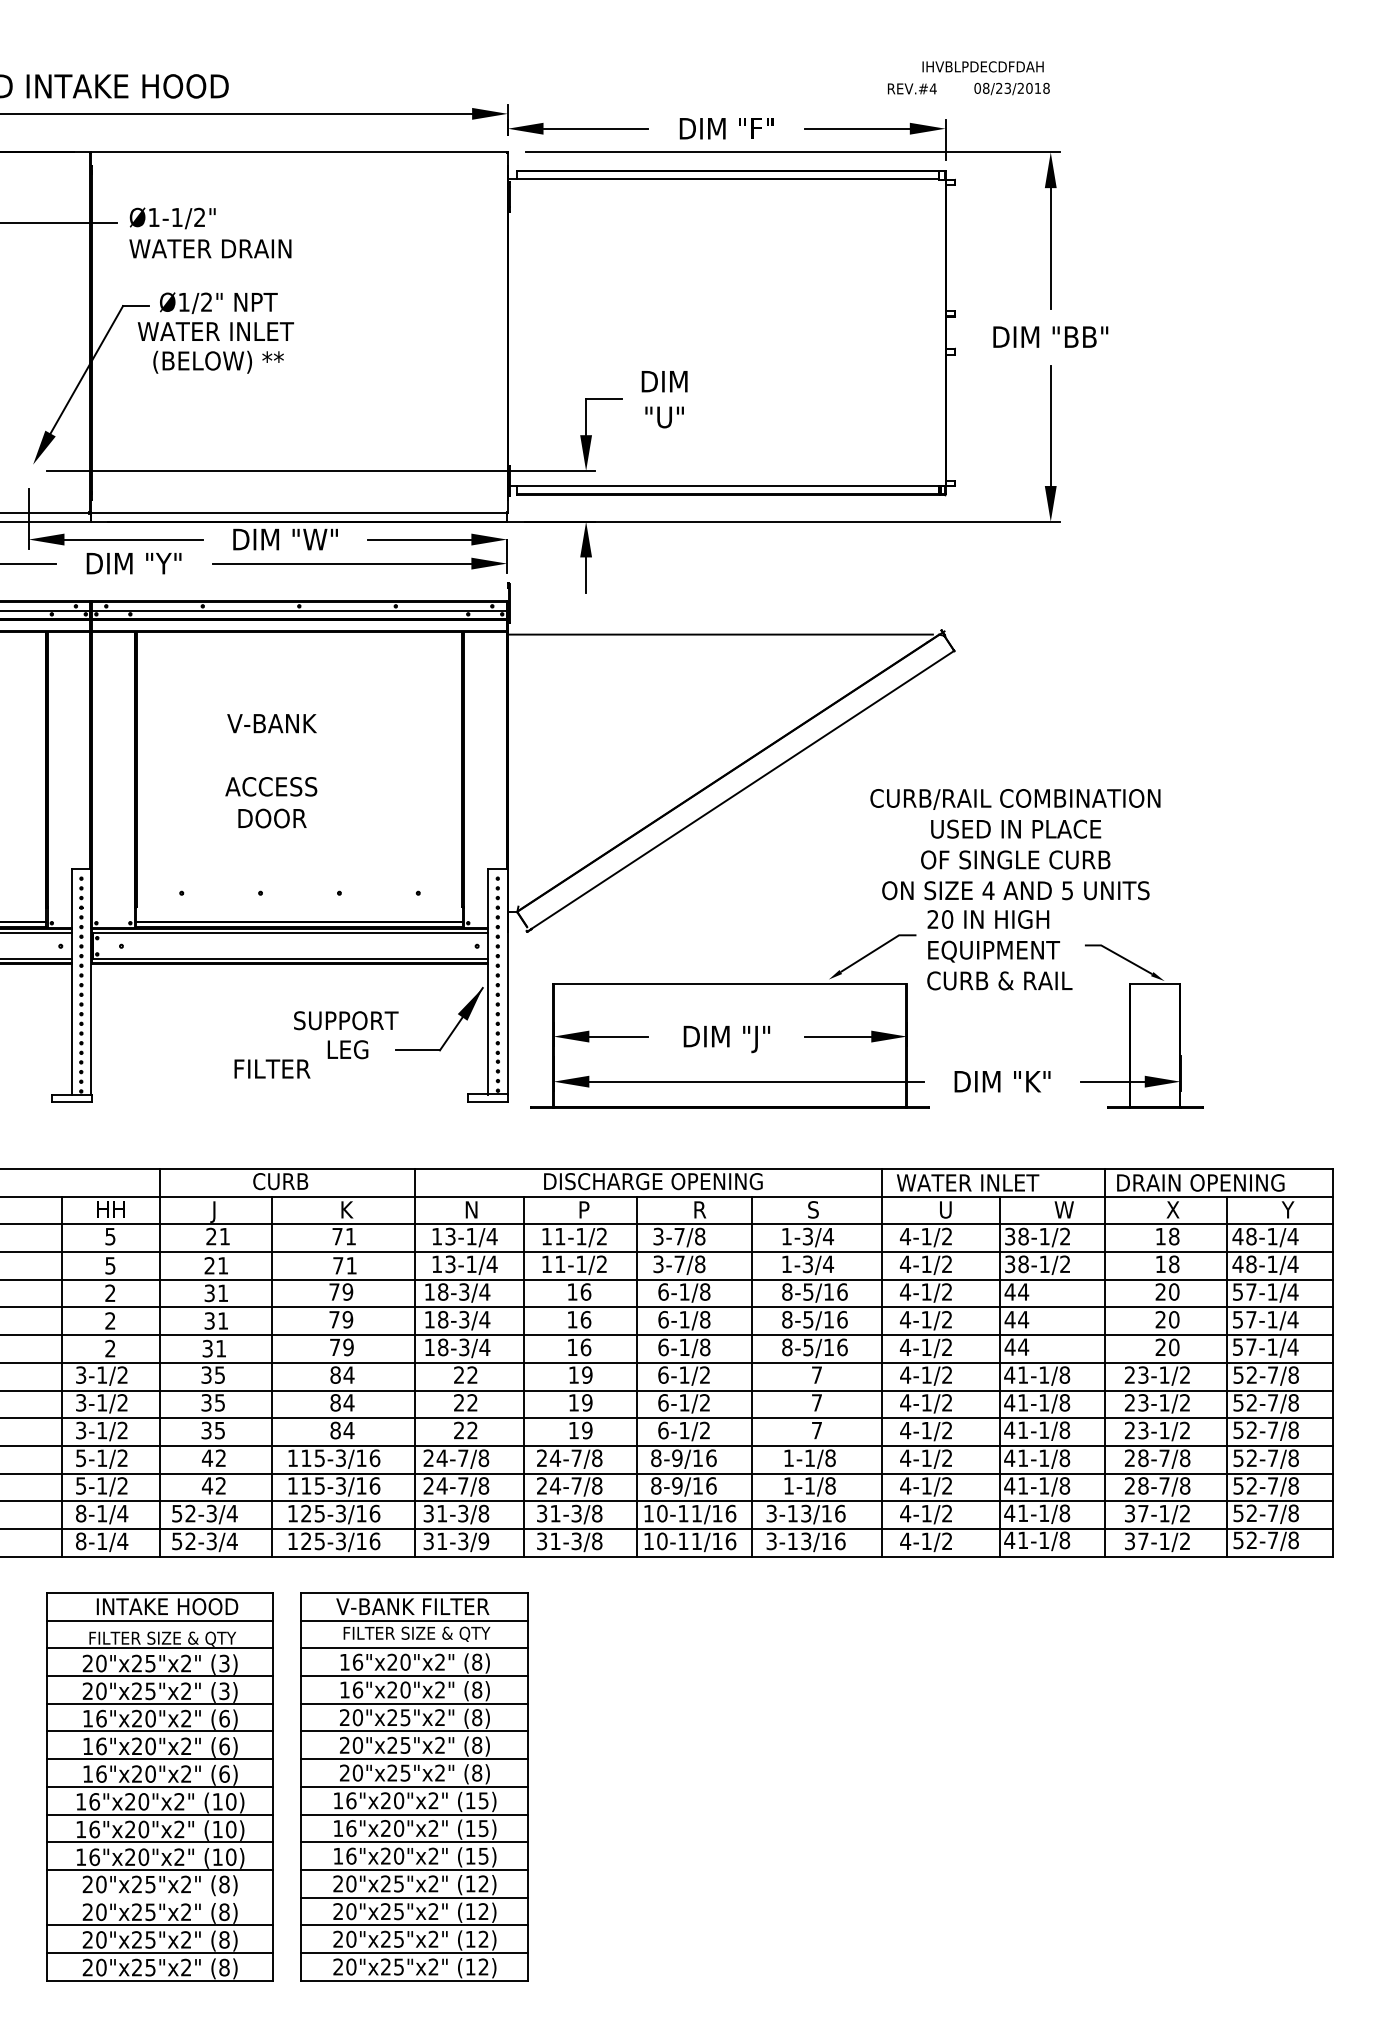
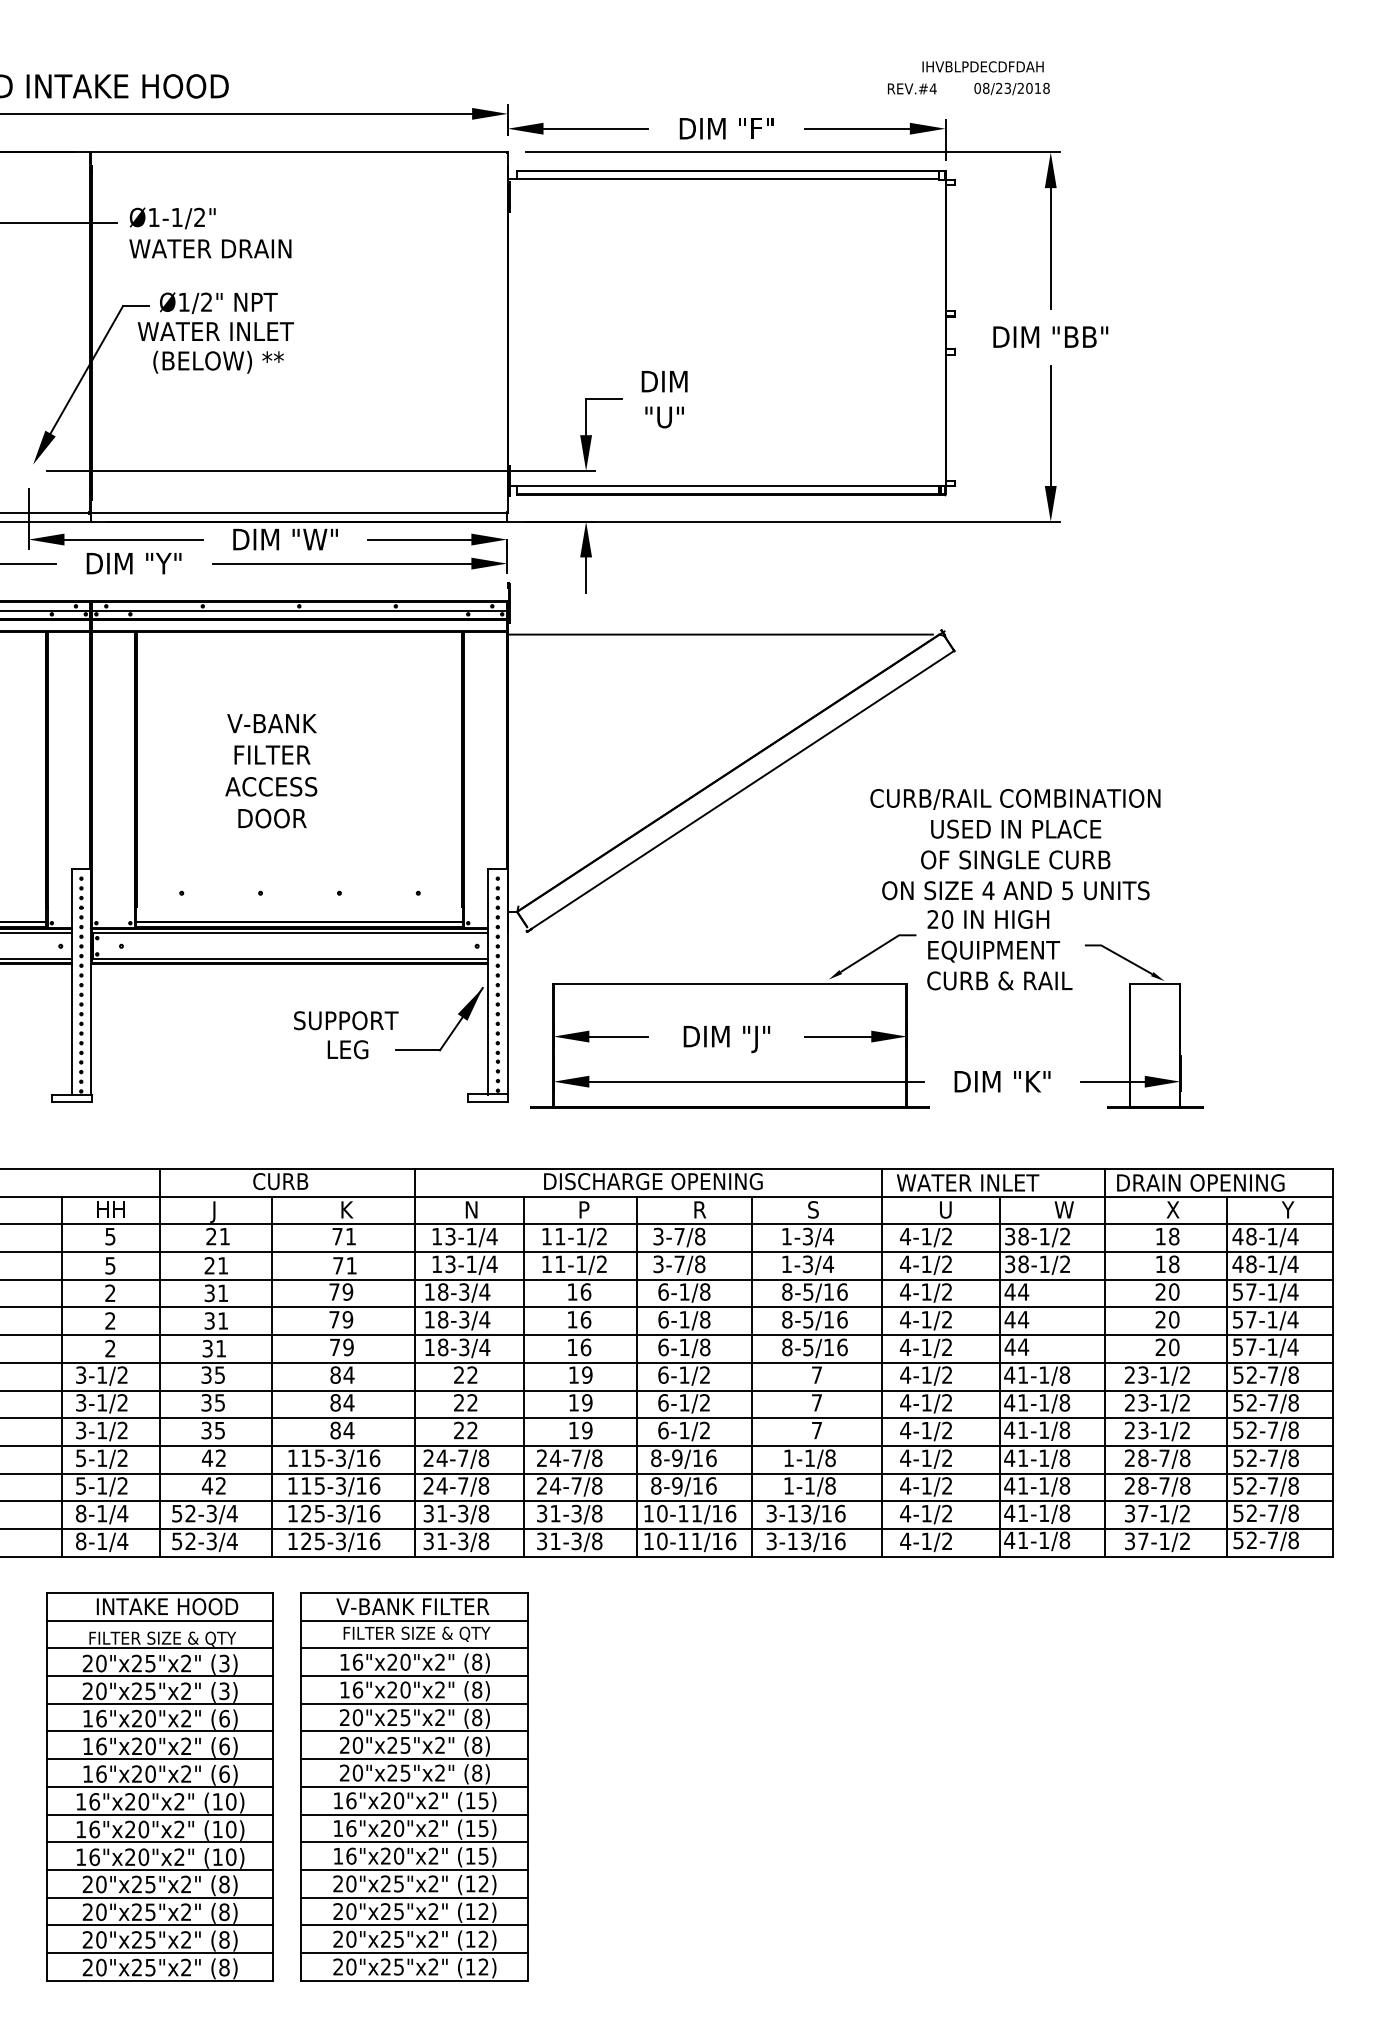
text position: (272, 1068) -> (272, 754) (272, 754)
text: 31-3/9 -> 31-3/8 (483, 1541)
line: none -> present (159, 1897)
